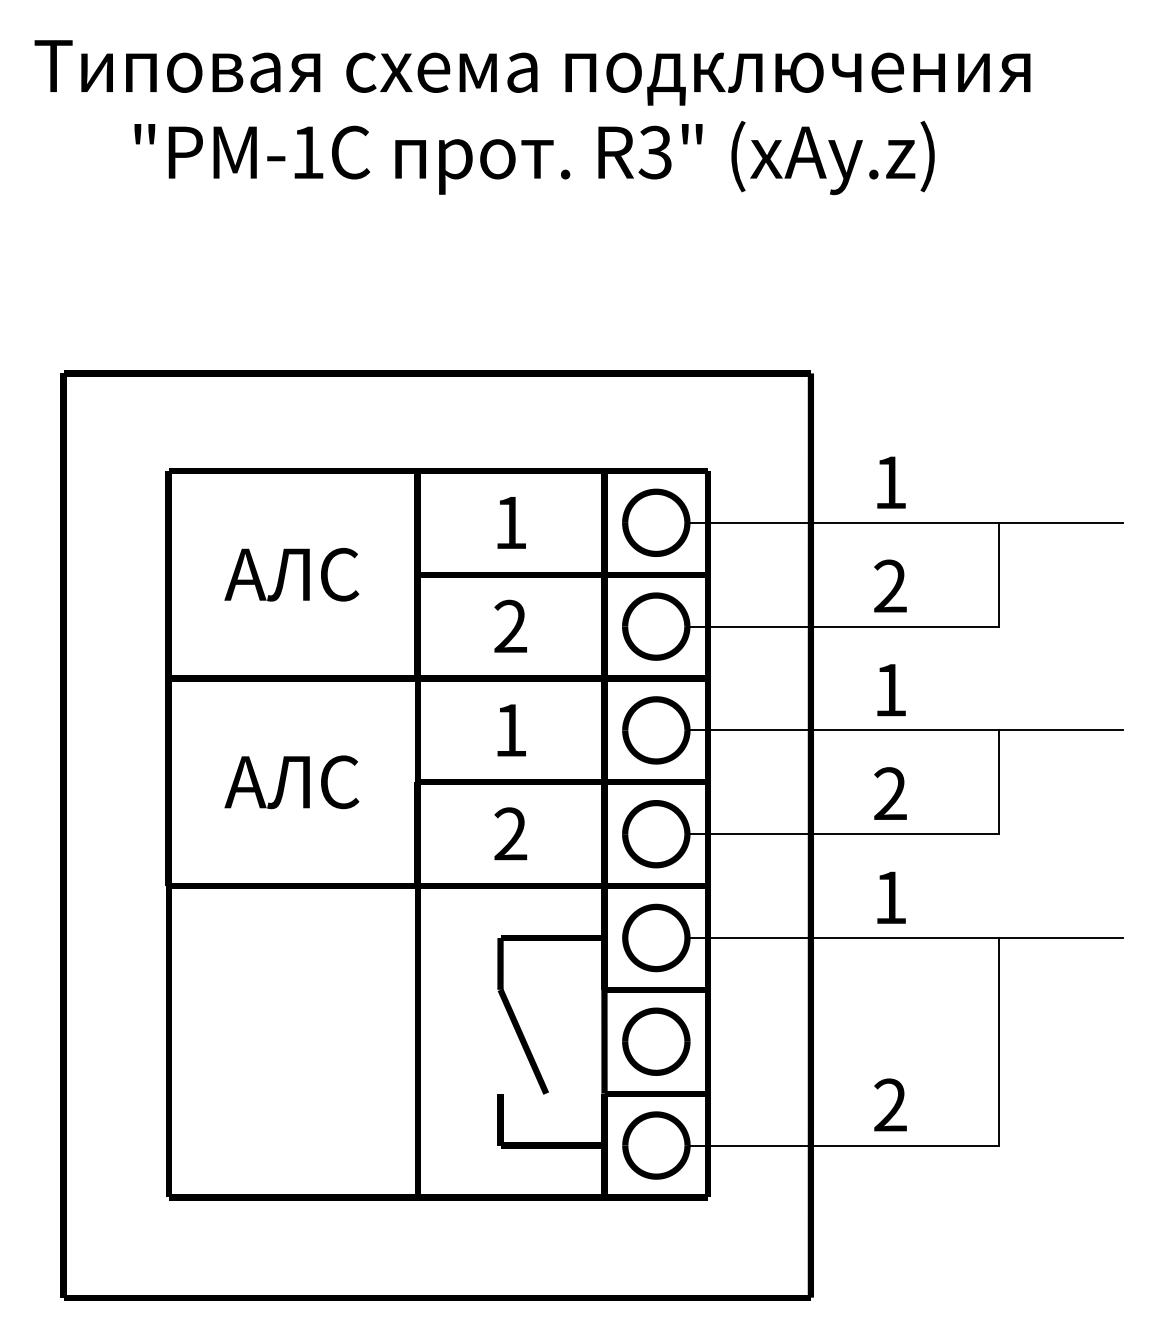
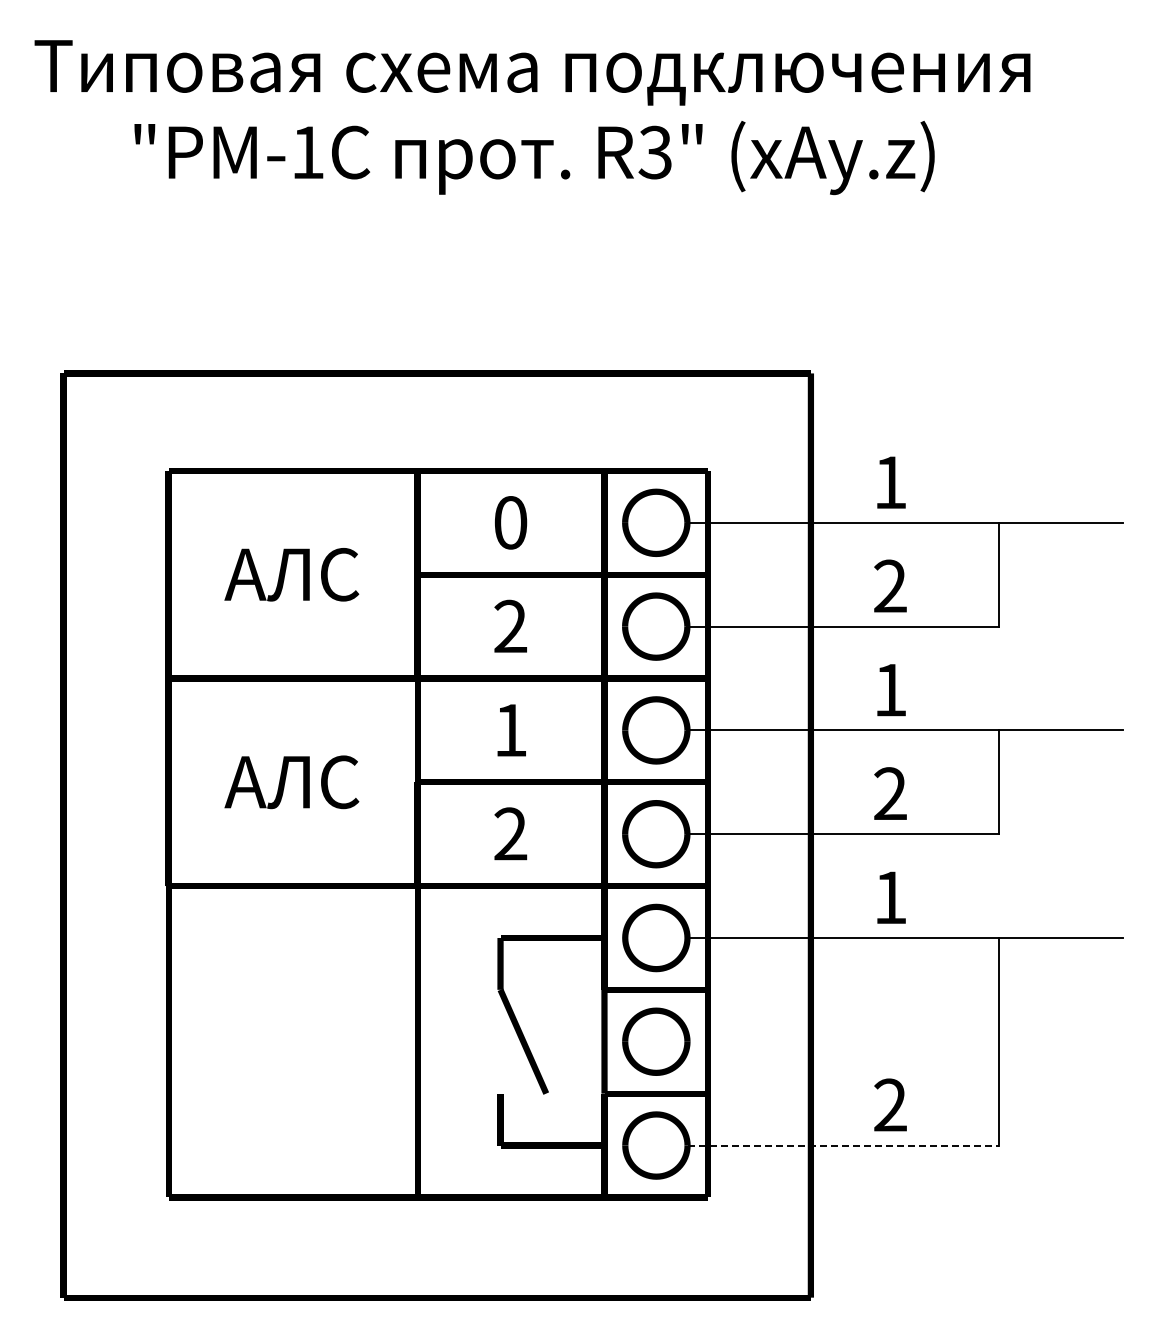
text: 1 -> 0 (510, 522)
line: solid -> dashed (843, 1145)
